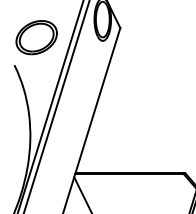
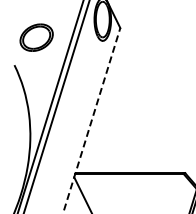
part size: 43x36 px -> 35x29 px (36, 37)
line: solid -> dashed (91, 120)
